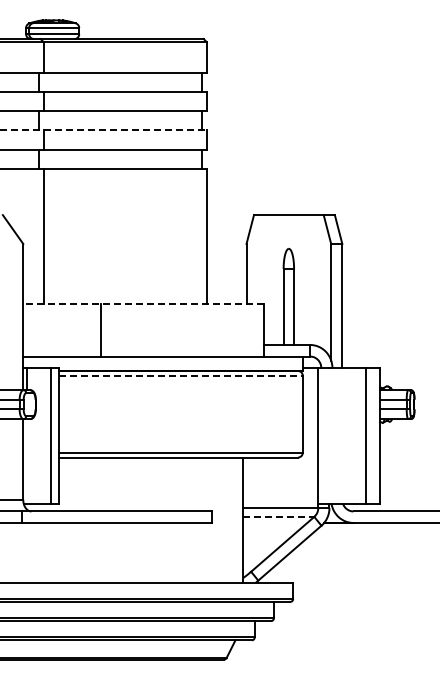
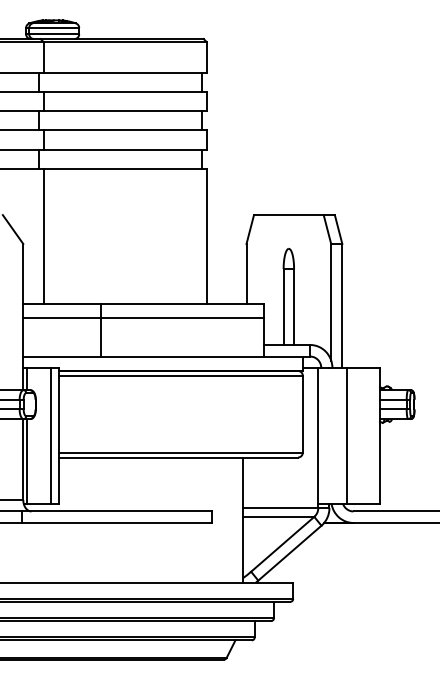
line: dashed -> solid (103, 130)
line: dashed -> solid (143, 303)
line: none -> present (143, 318)
line: dashed -> solid (181, 375)
line position: (365, 435) -> (346, 435) (346, 435)
line: none -> present (26, 461)
line: dashed -> solid (278, 516)
